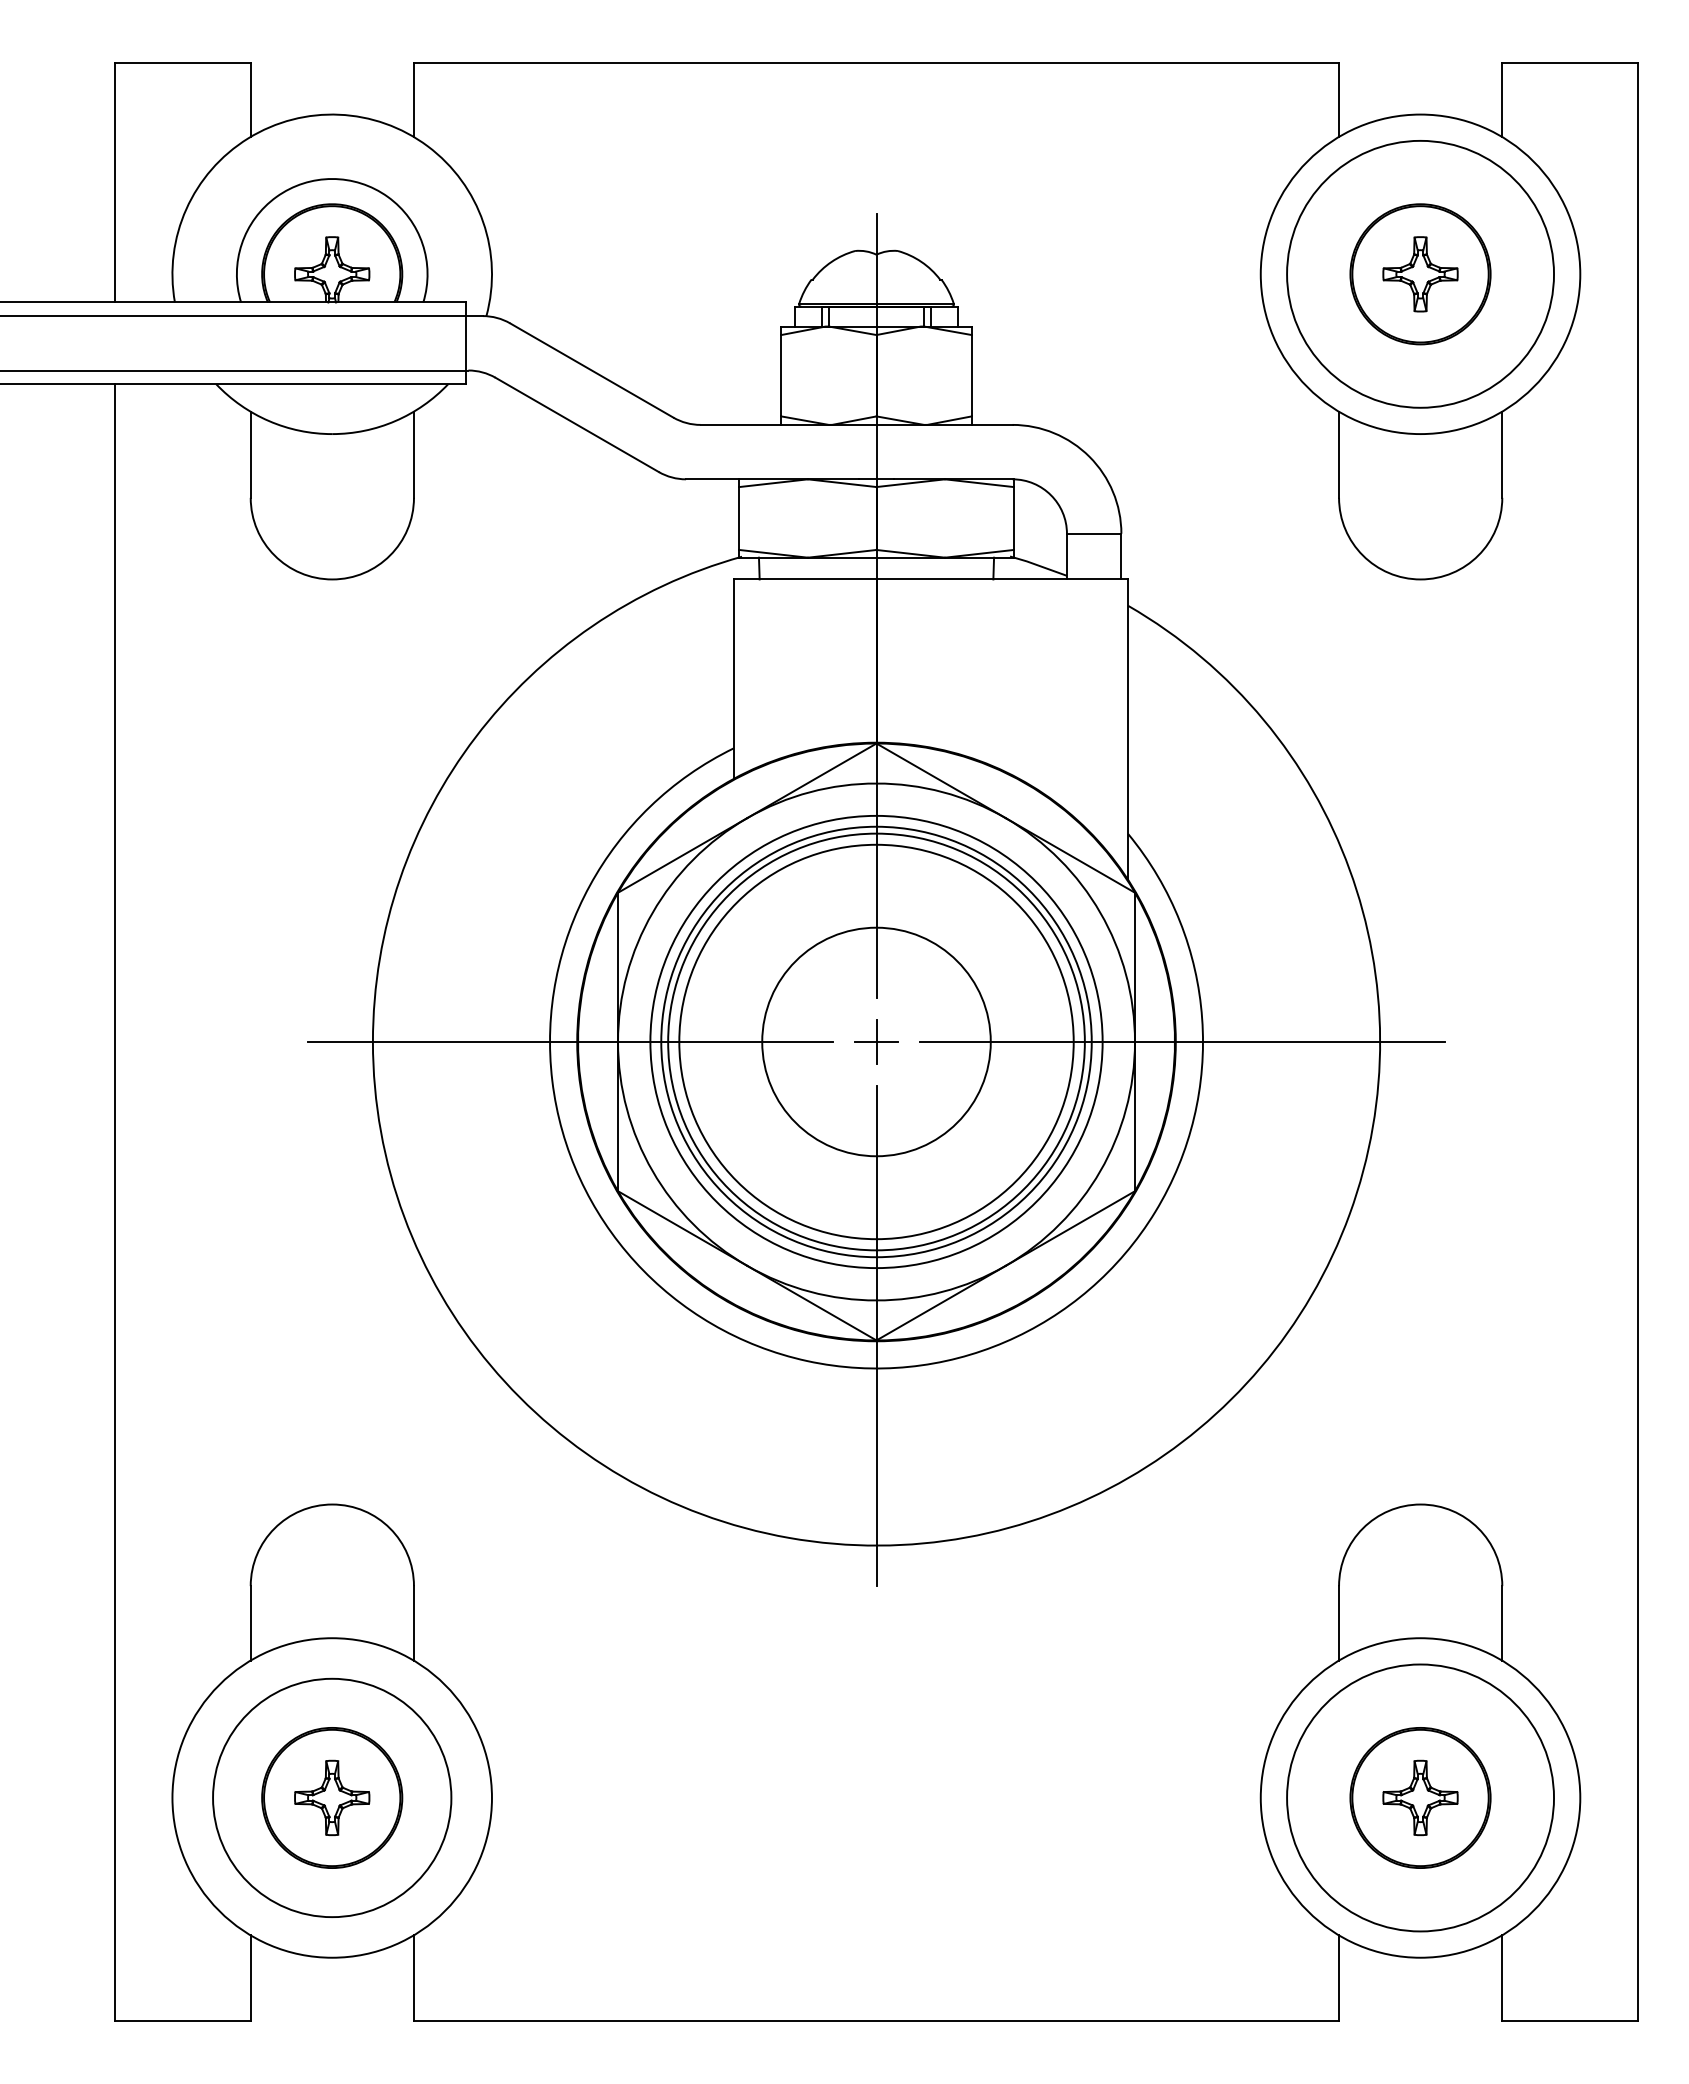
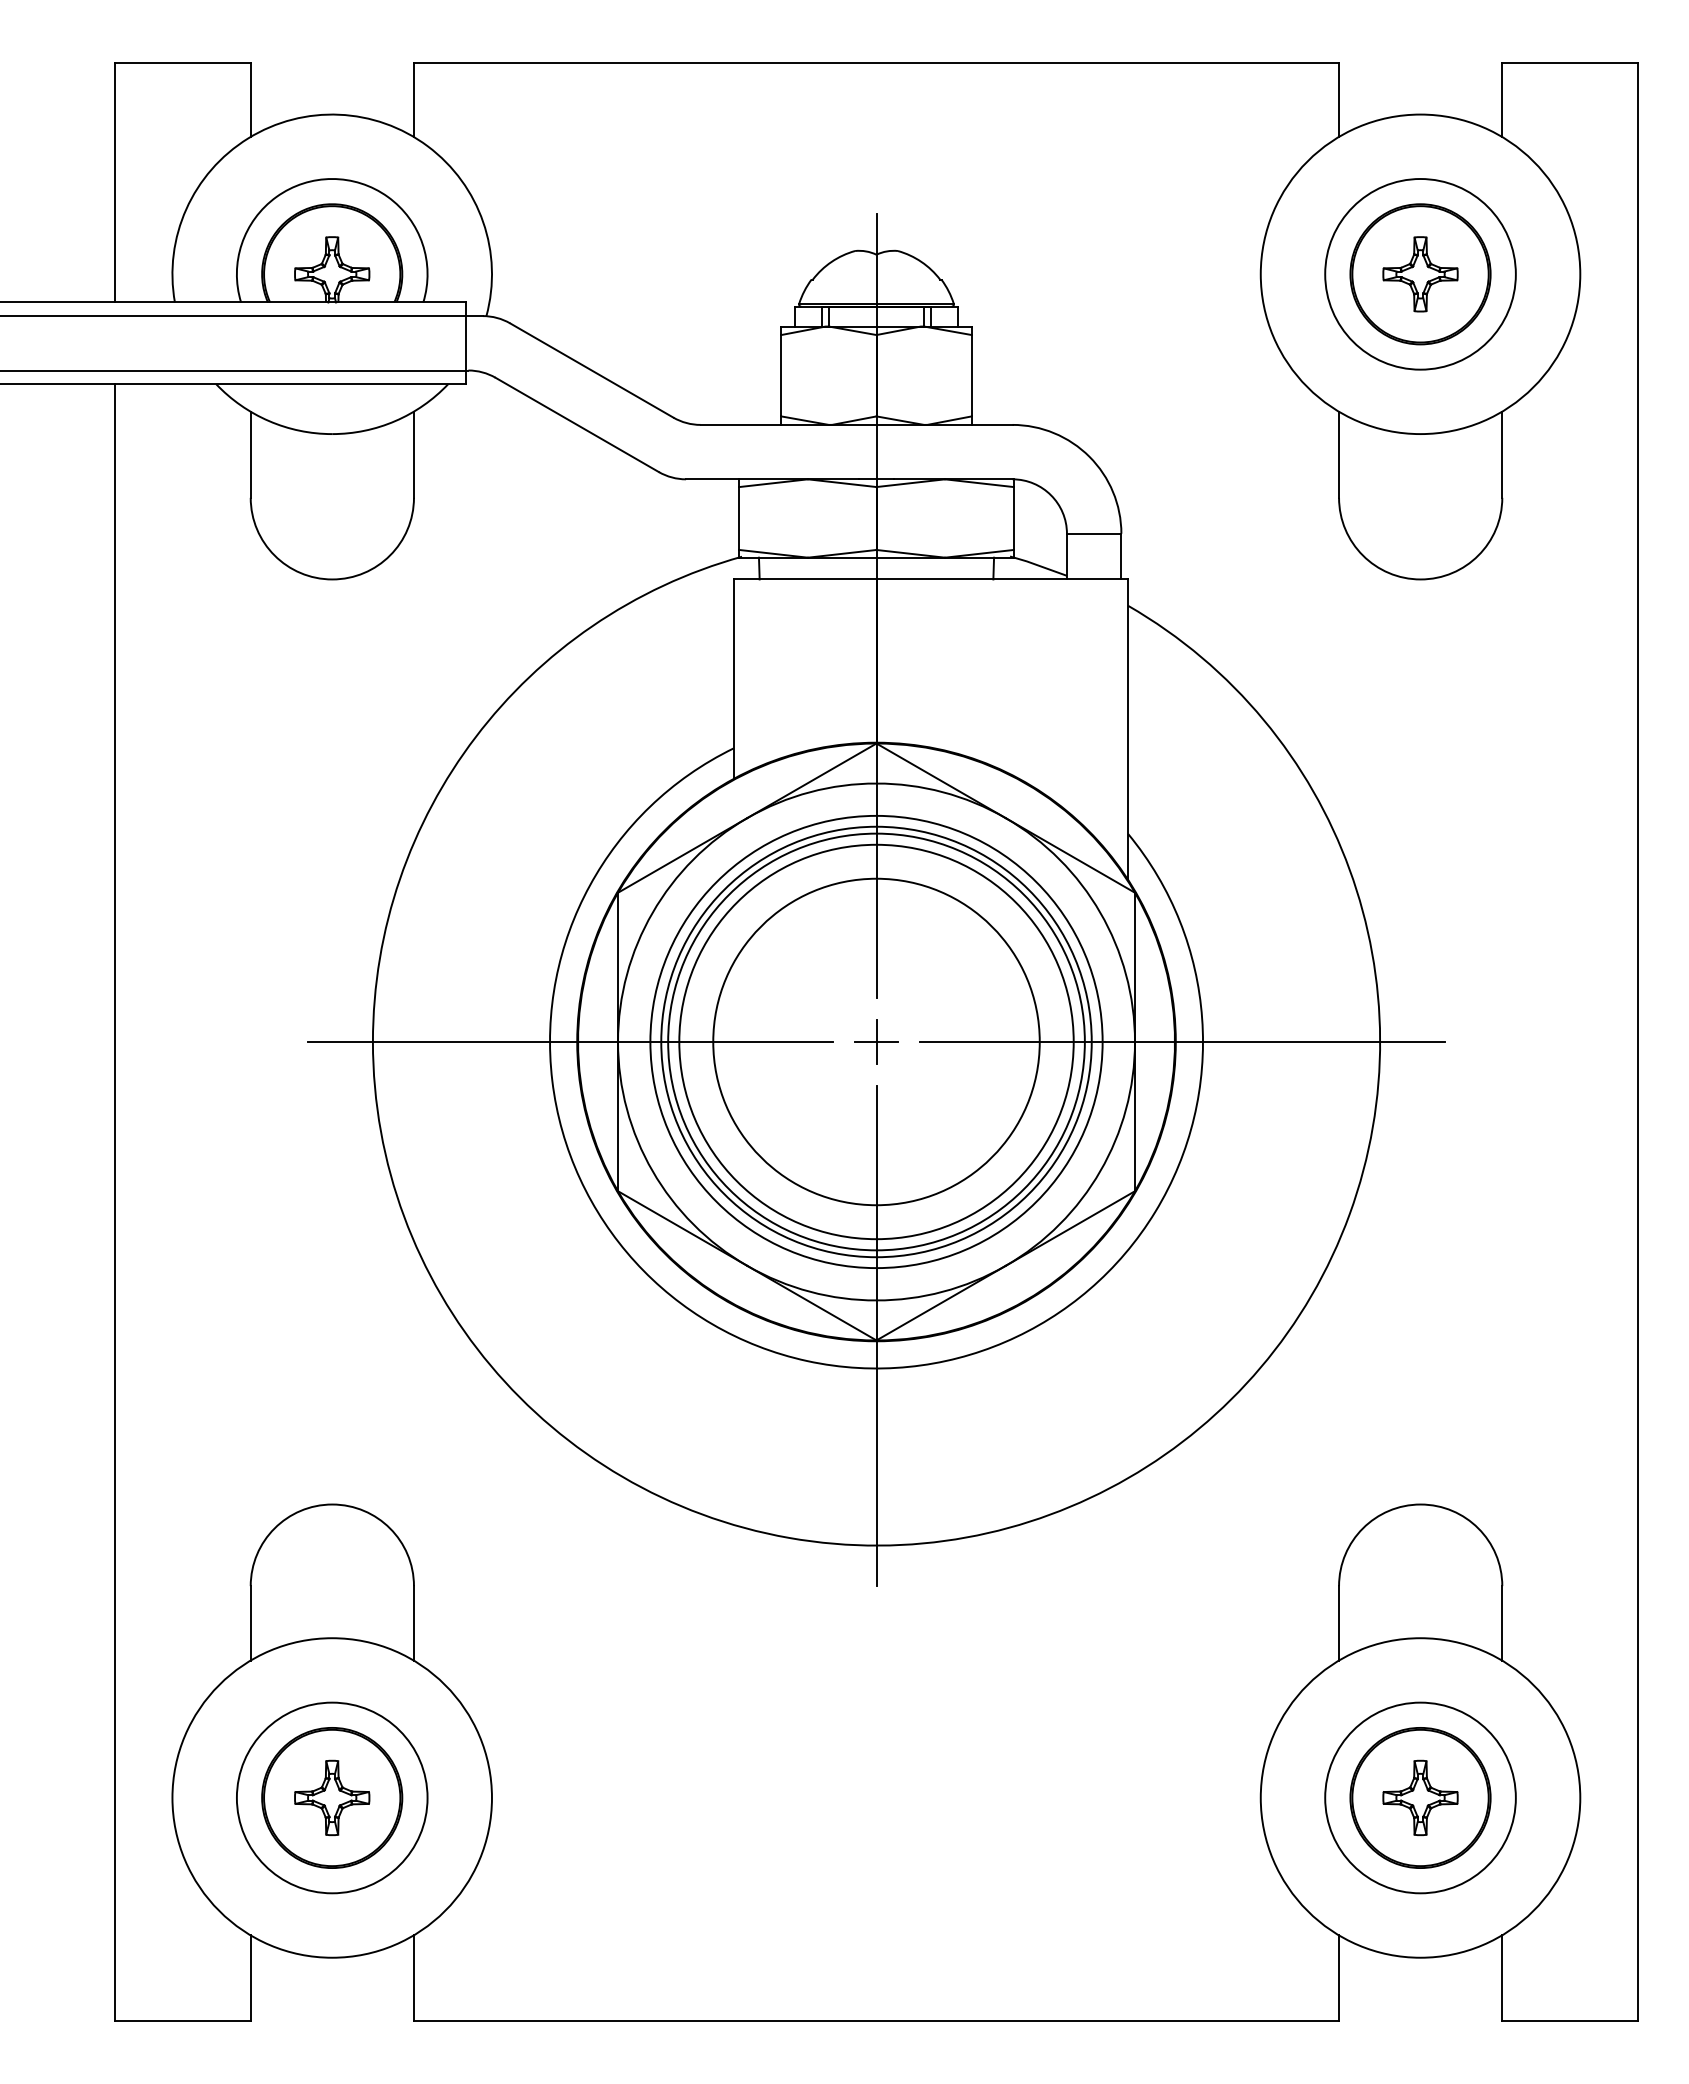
circle diameter: 267 px -> 191 px (1420, 274)
circle diameter: 229 px -> 326 px (876, 1041)
circle diameter: 238 px -> 191 px (331, 1797)
circle diameter: 267 px -> 191 px (1420, 1797)
